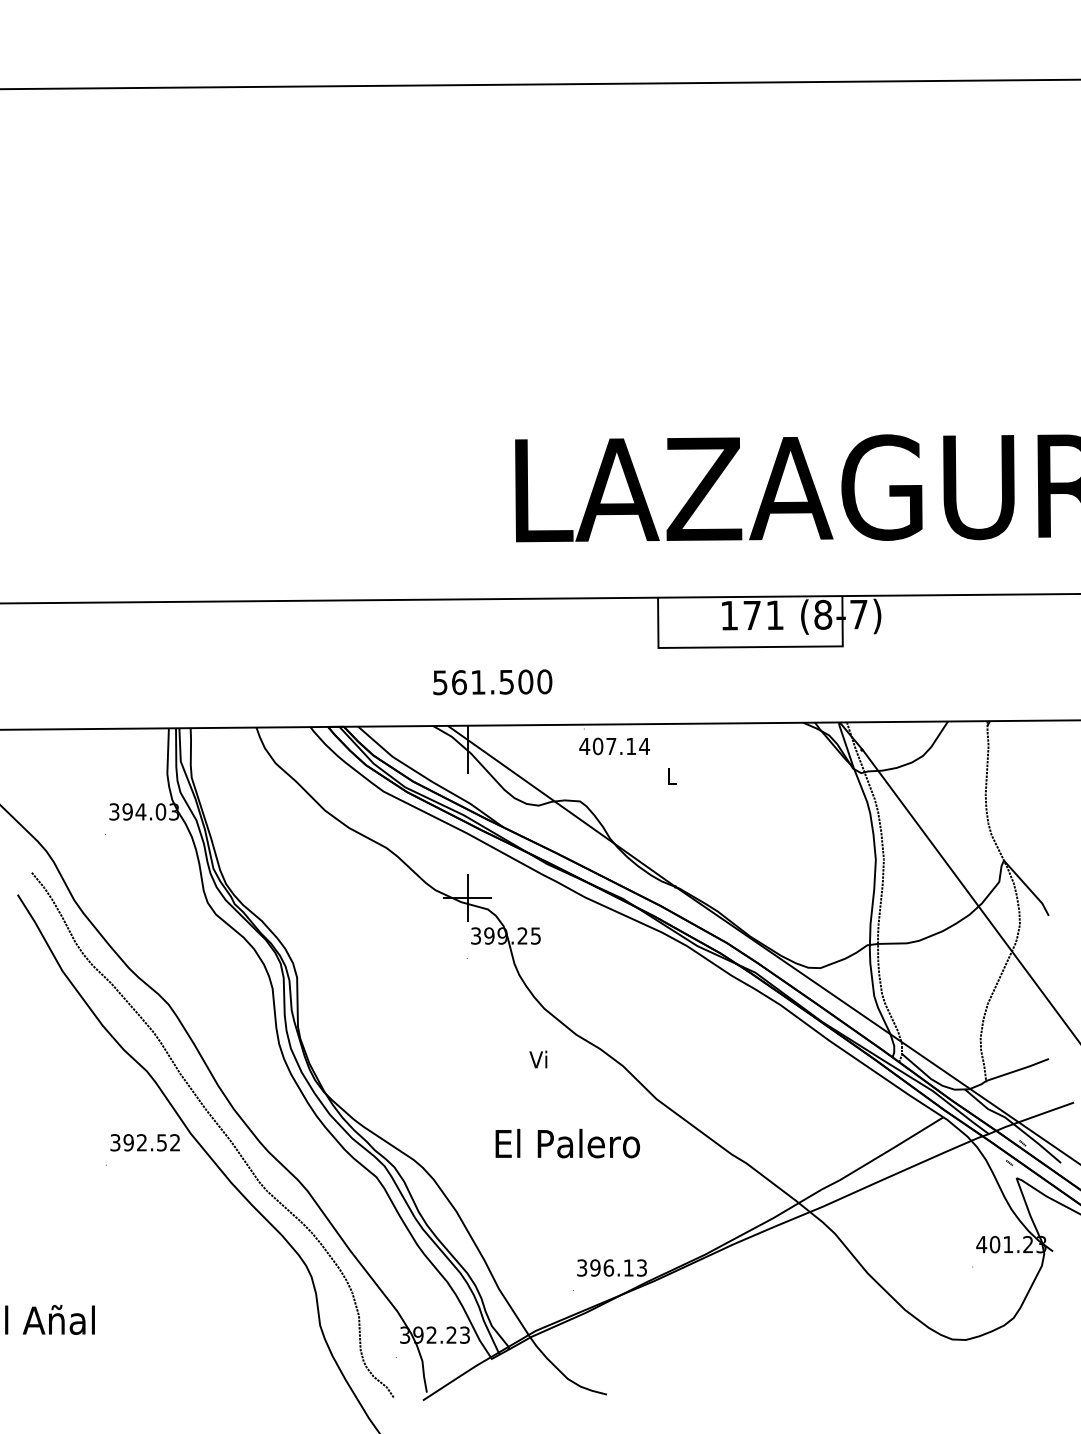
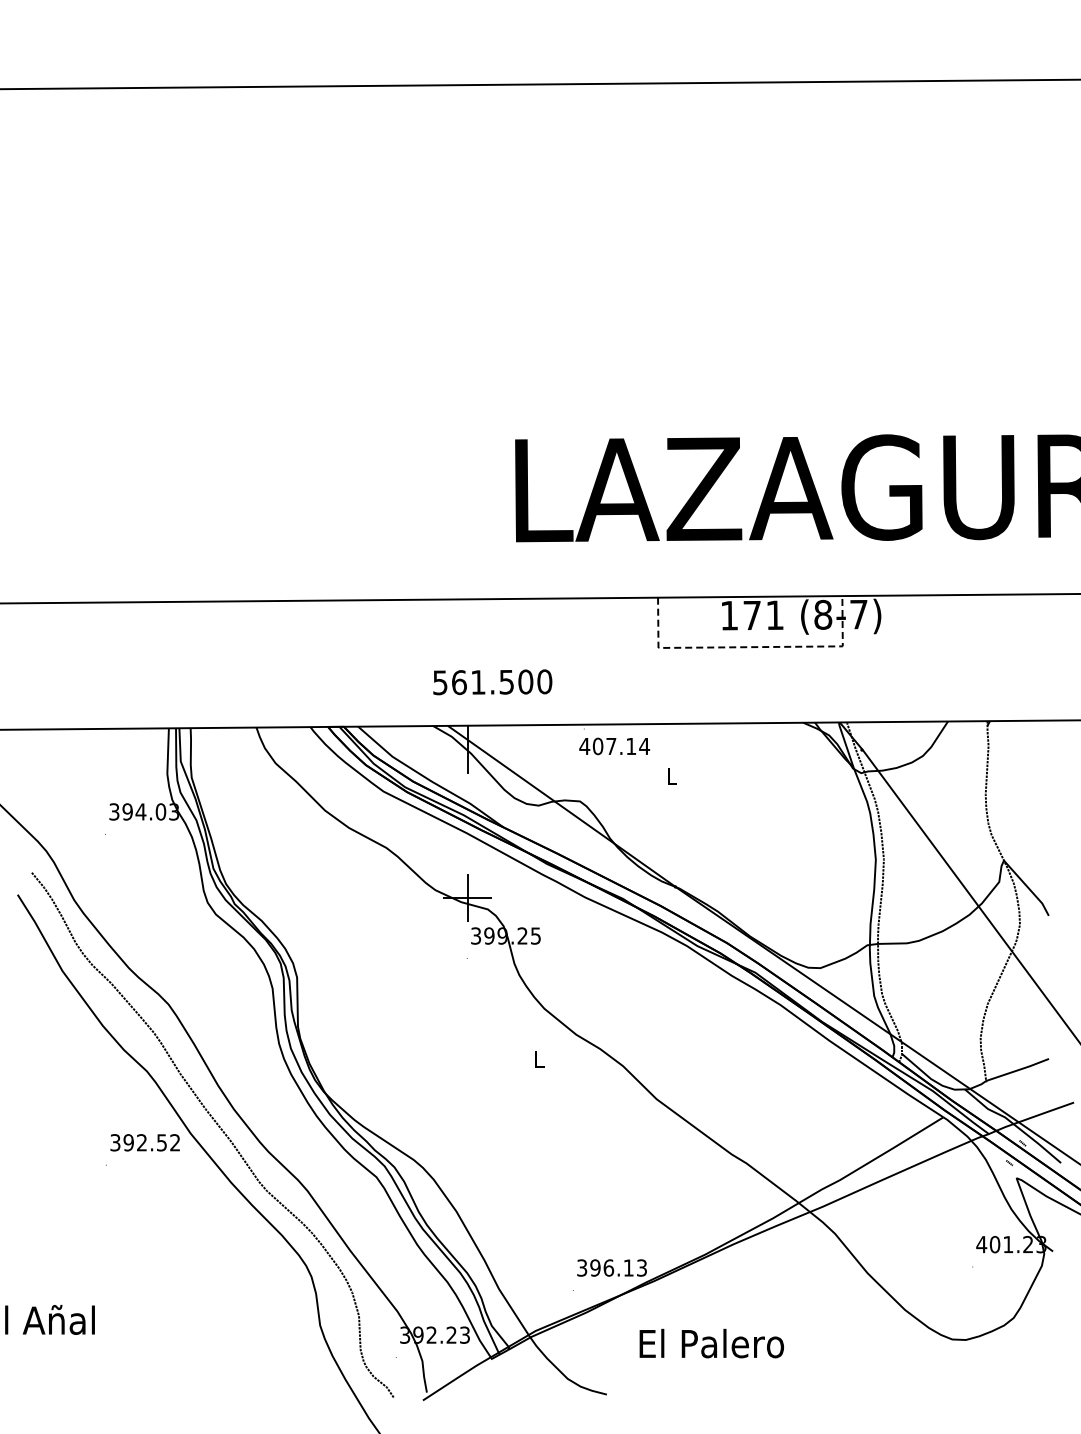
line: solid -> dashed (751, 647)
text: Vi -> L (538, 1059)
text position: (567, 1143) -> (711, 1343) (711, 1343)
